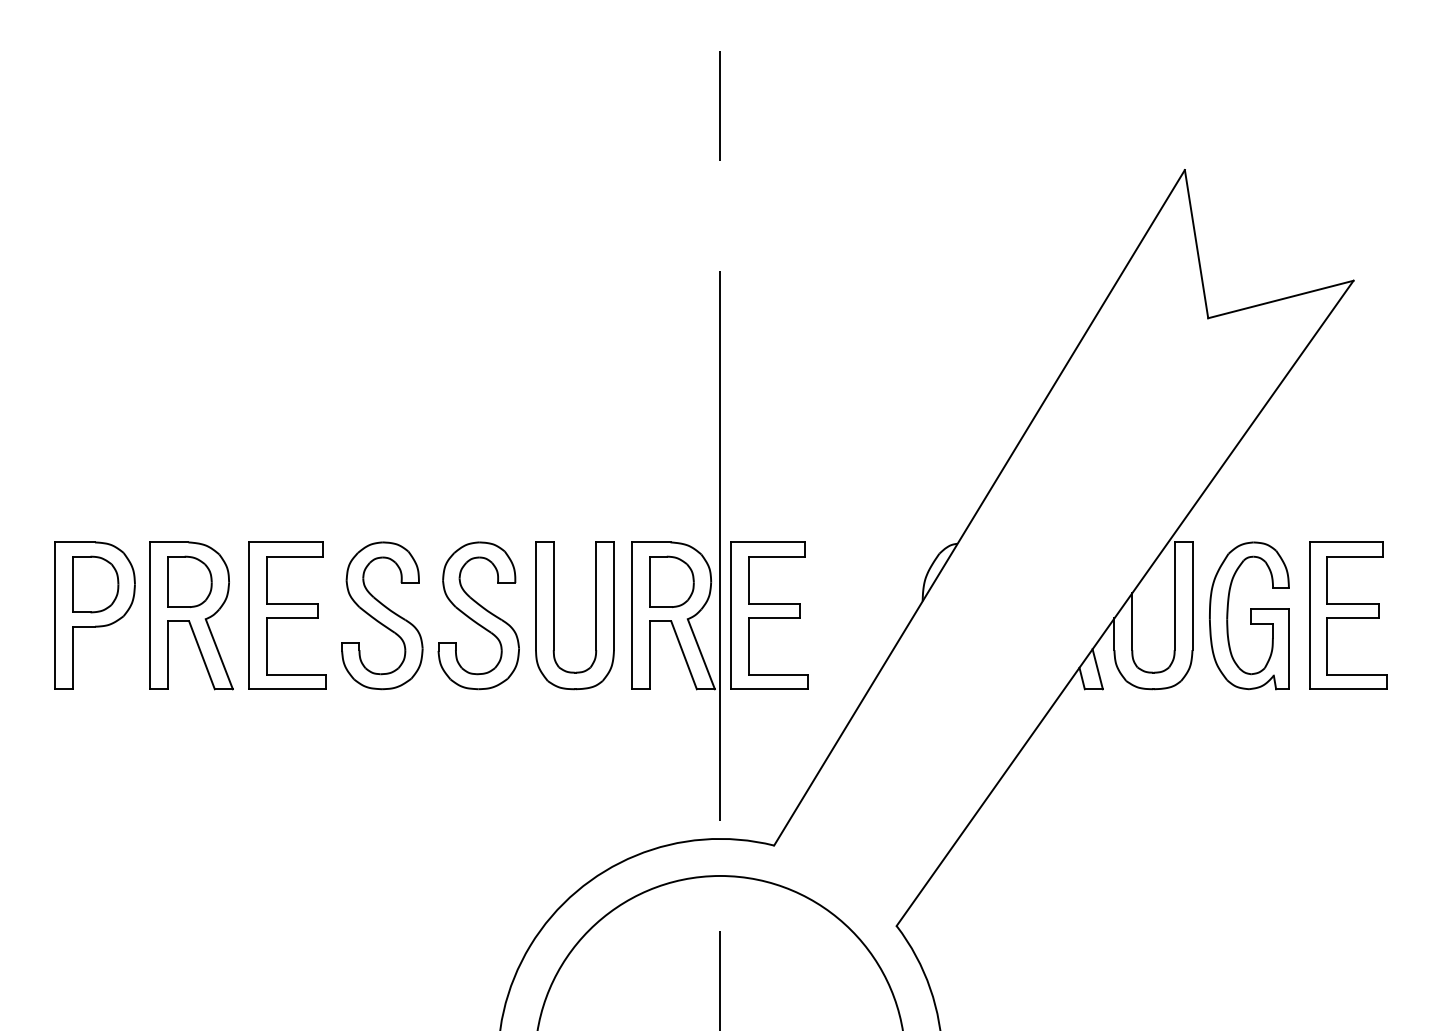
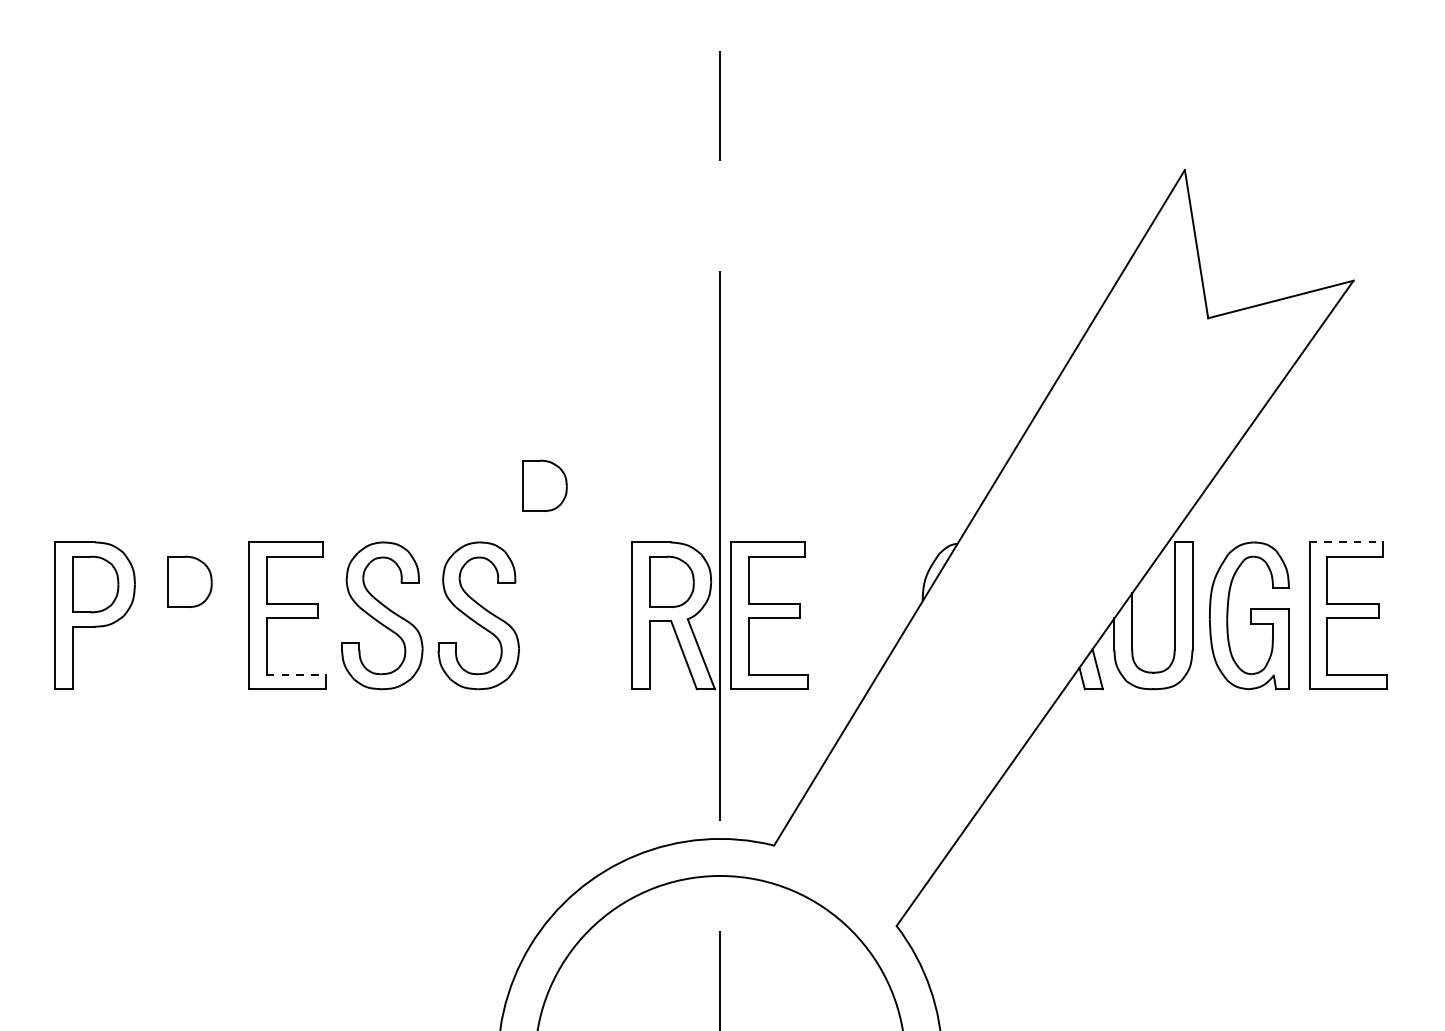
part: none -> present (544, 485)
line: solid -> dashed (1346, 542)
part: present -> none (191, 615)
part: present -> none (554, 615)
line: solid -> dashed (296, 674)
